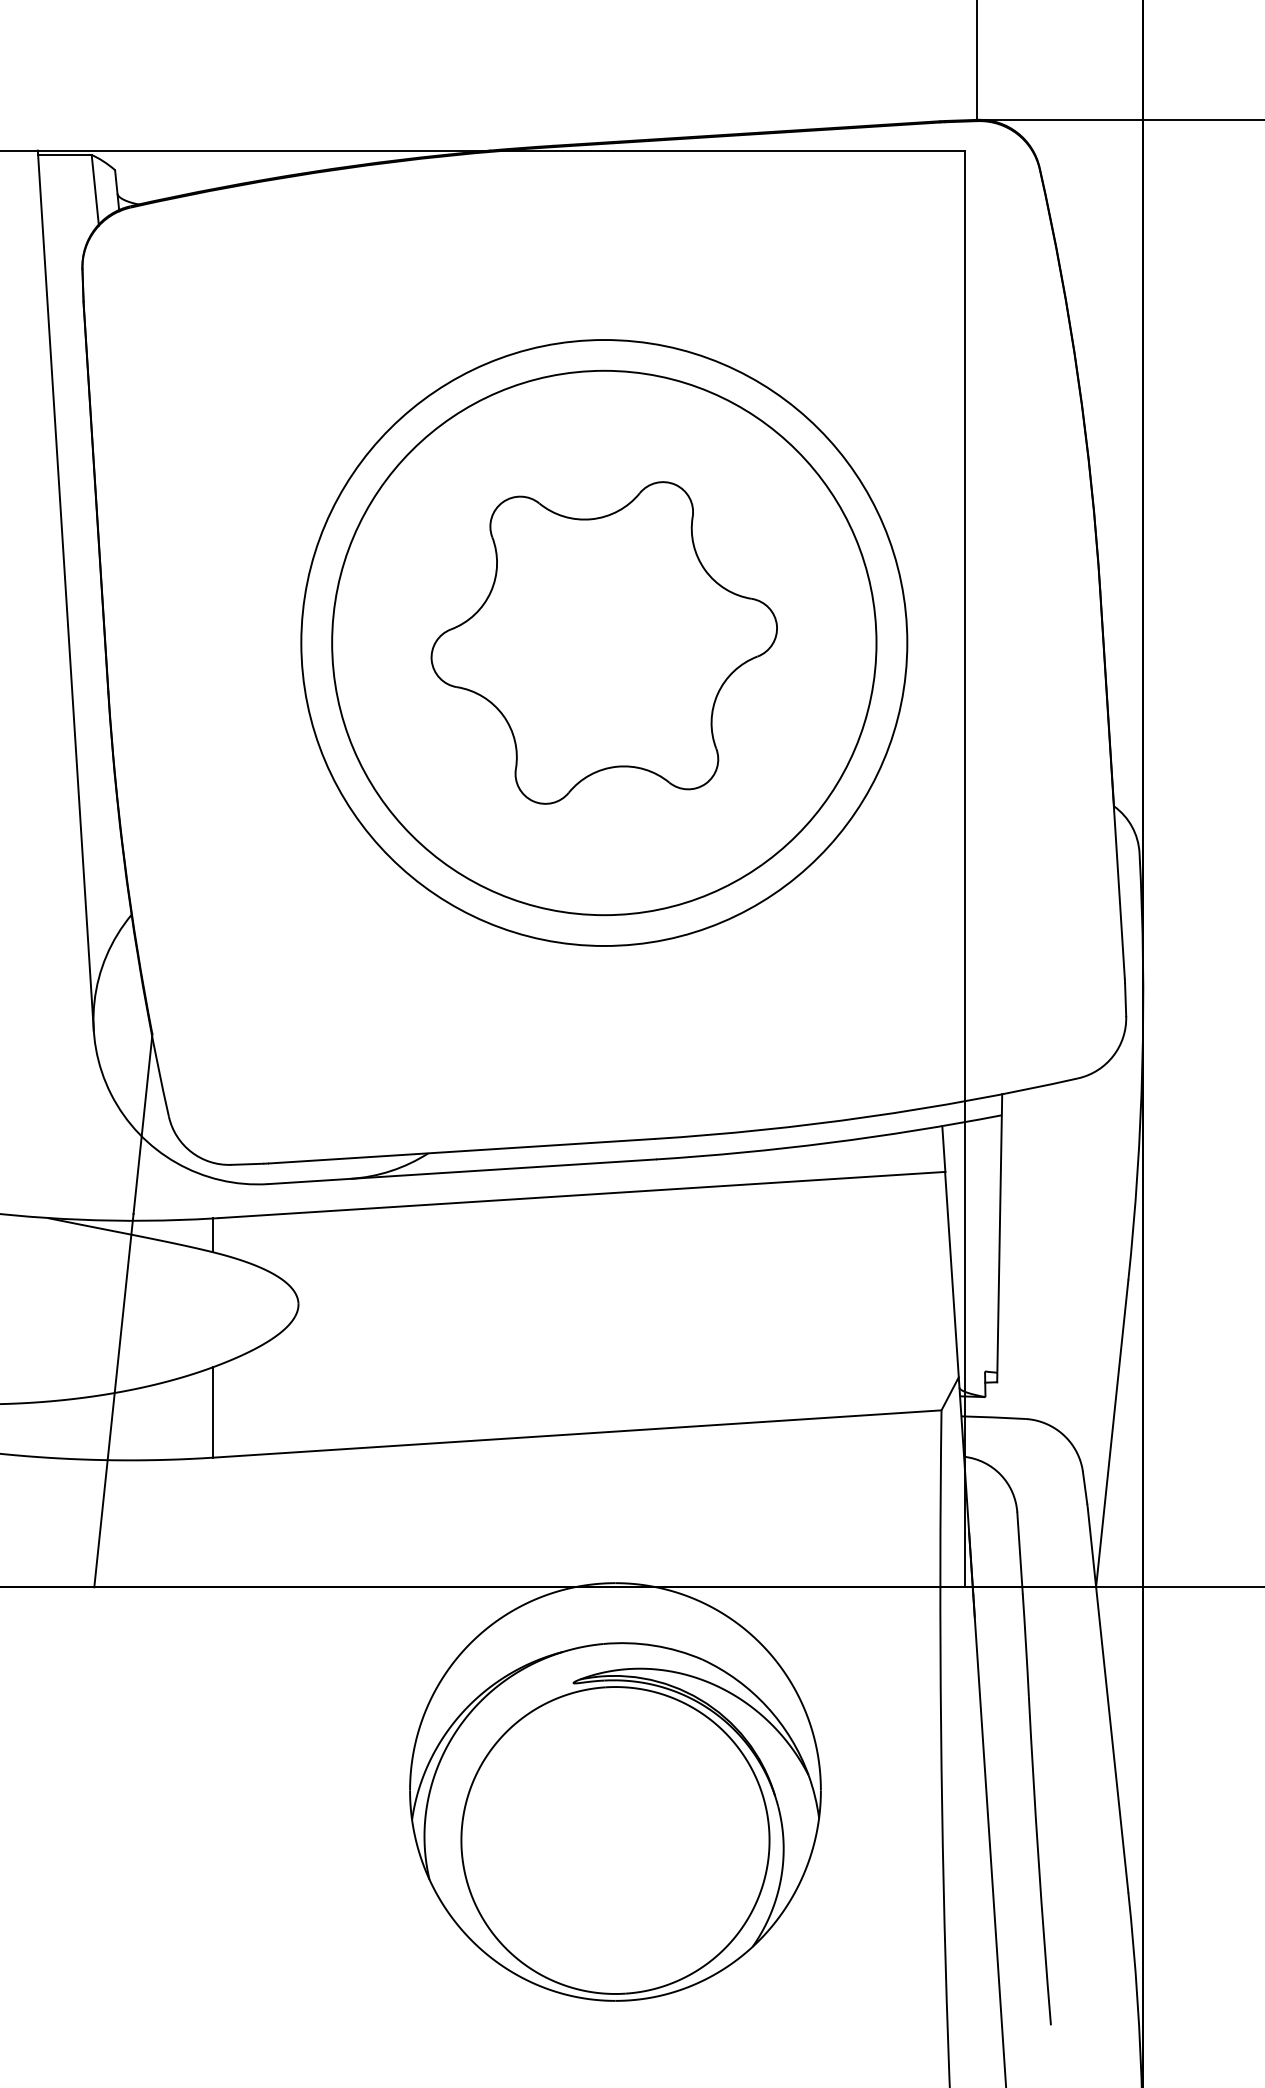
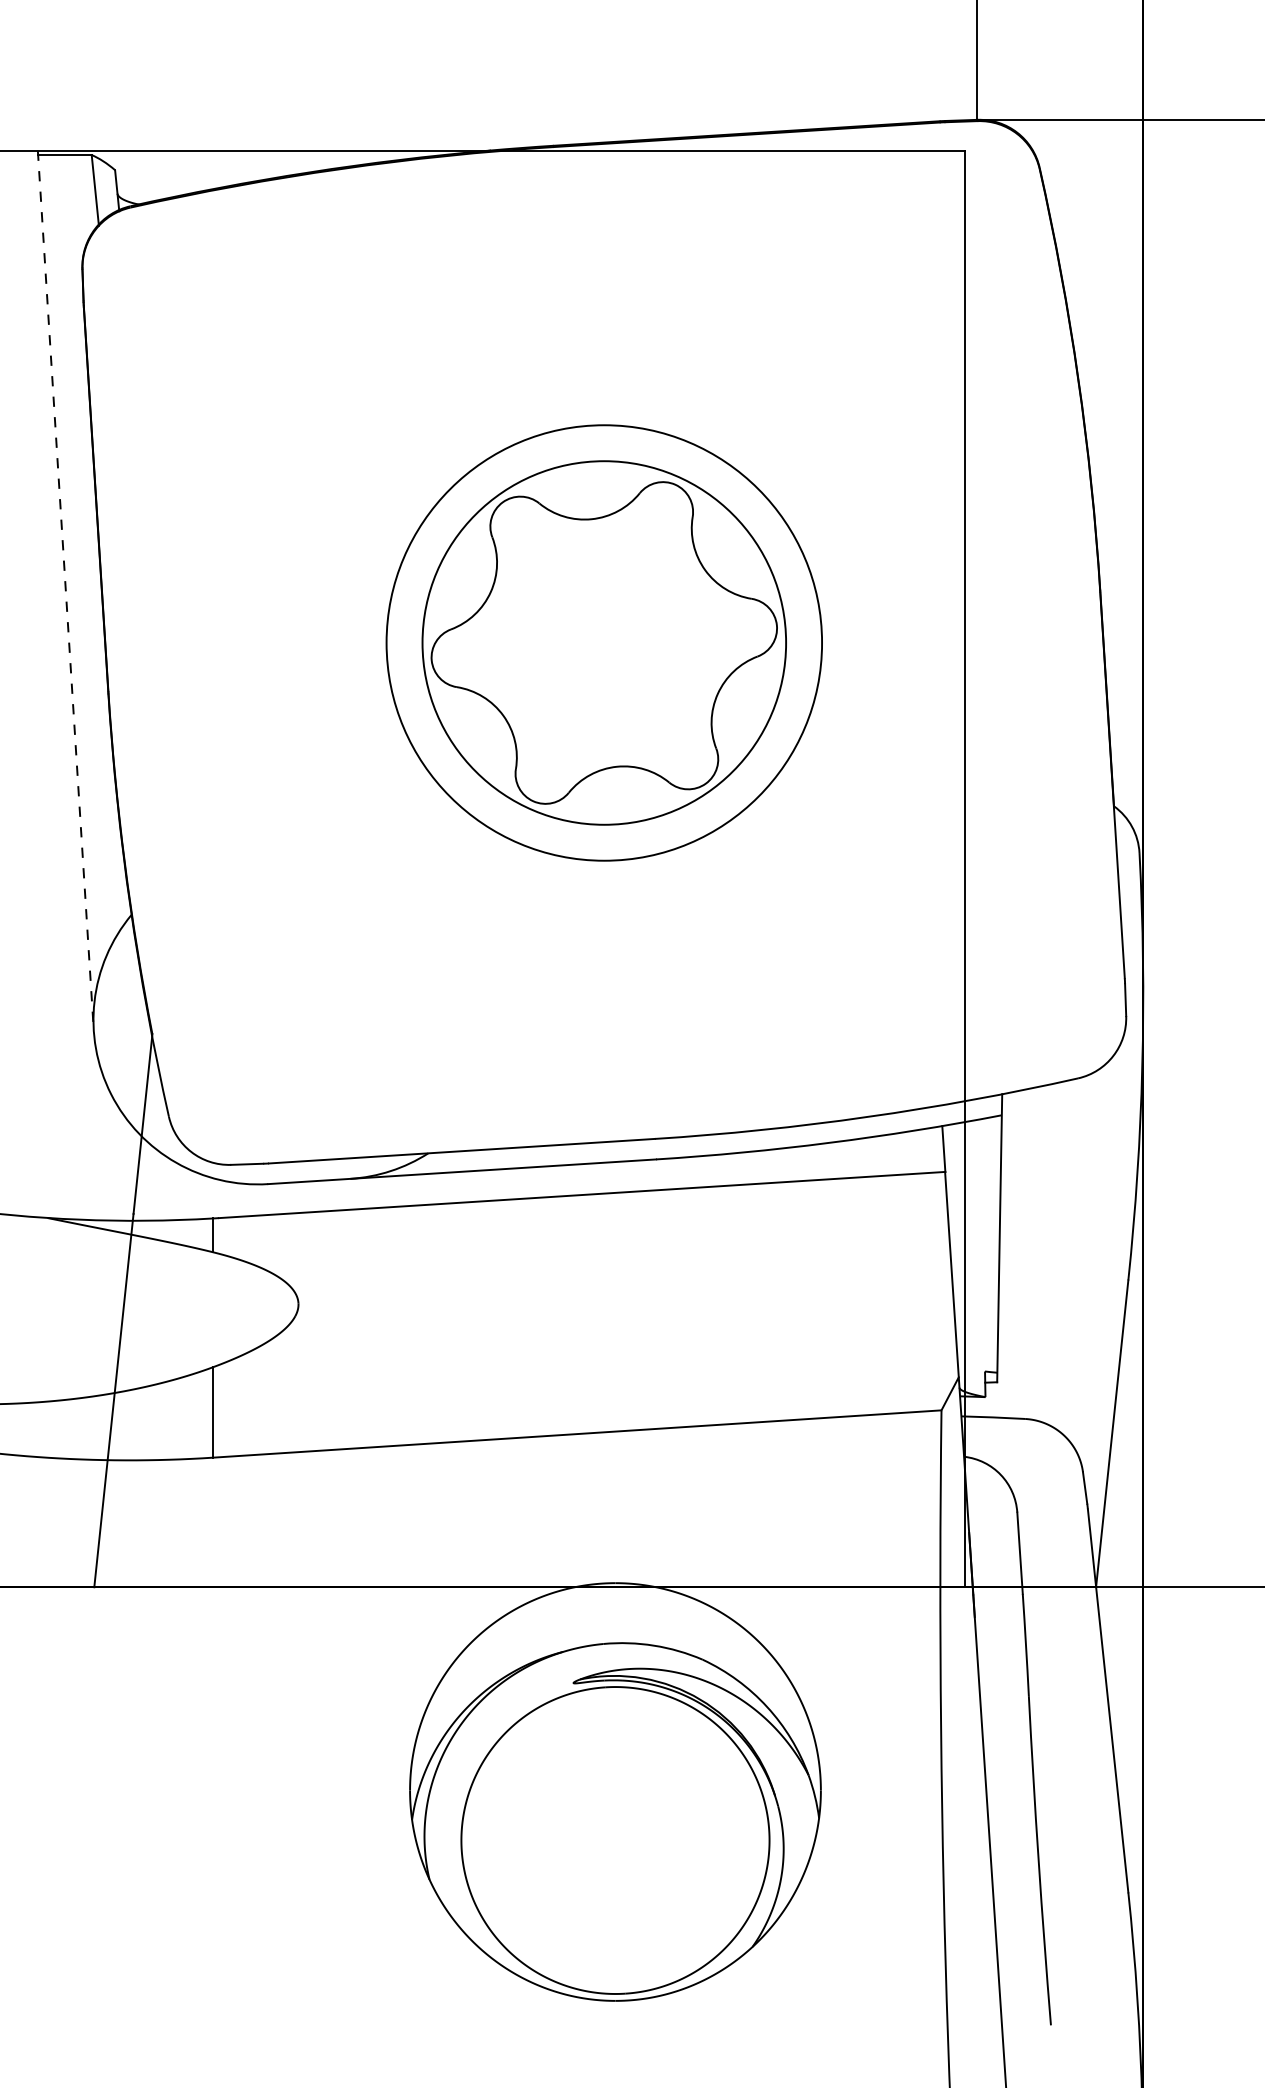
line: solid -> dashed (65, 590)
circle diameter: 544 px -> 435 px (604, 642)
circle diameter: 606 px -> 364 px (604, 642)
